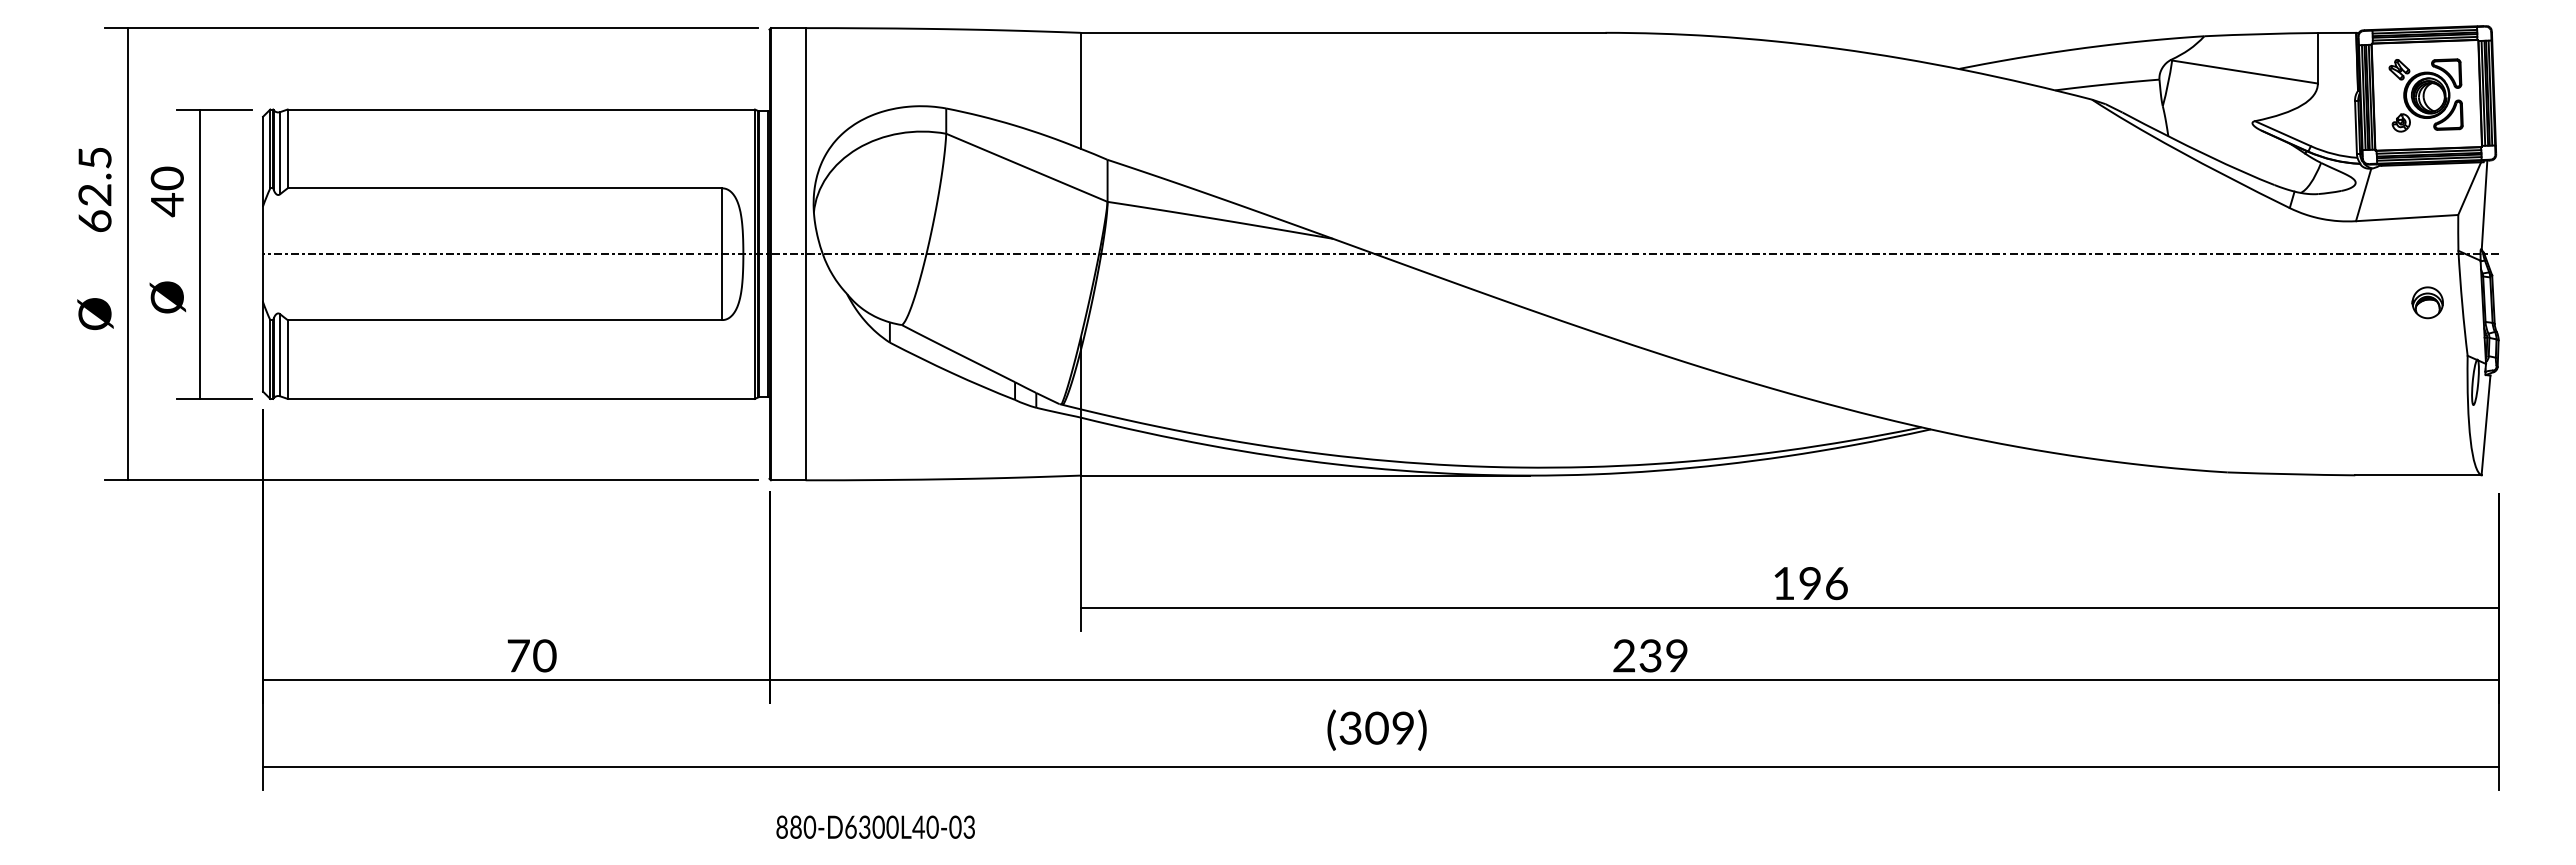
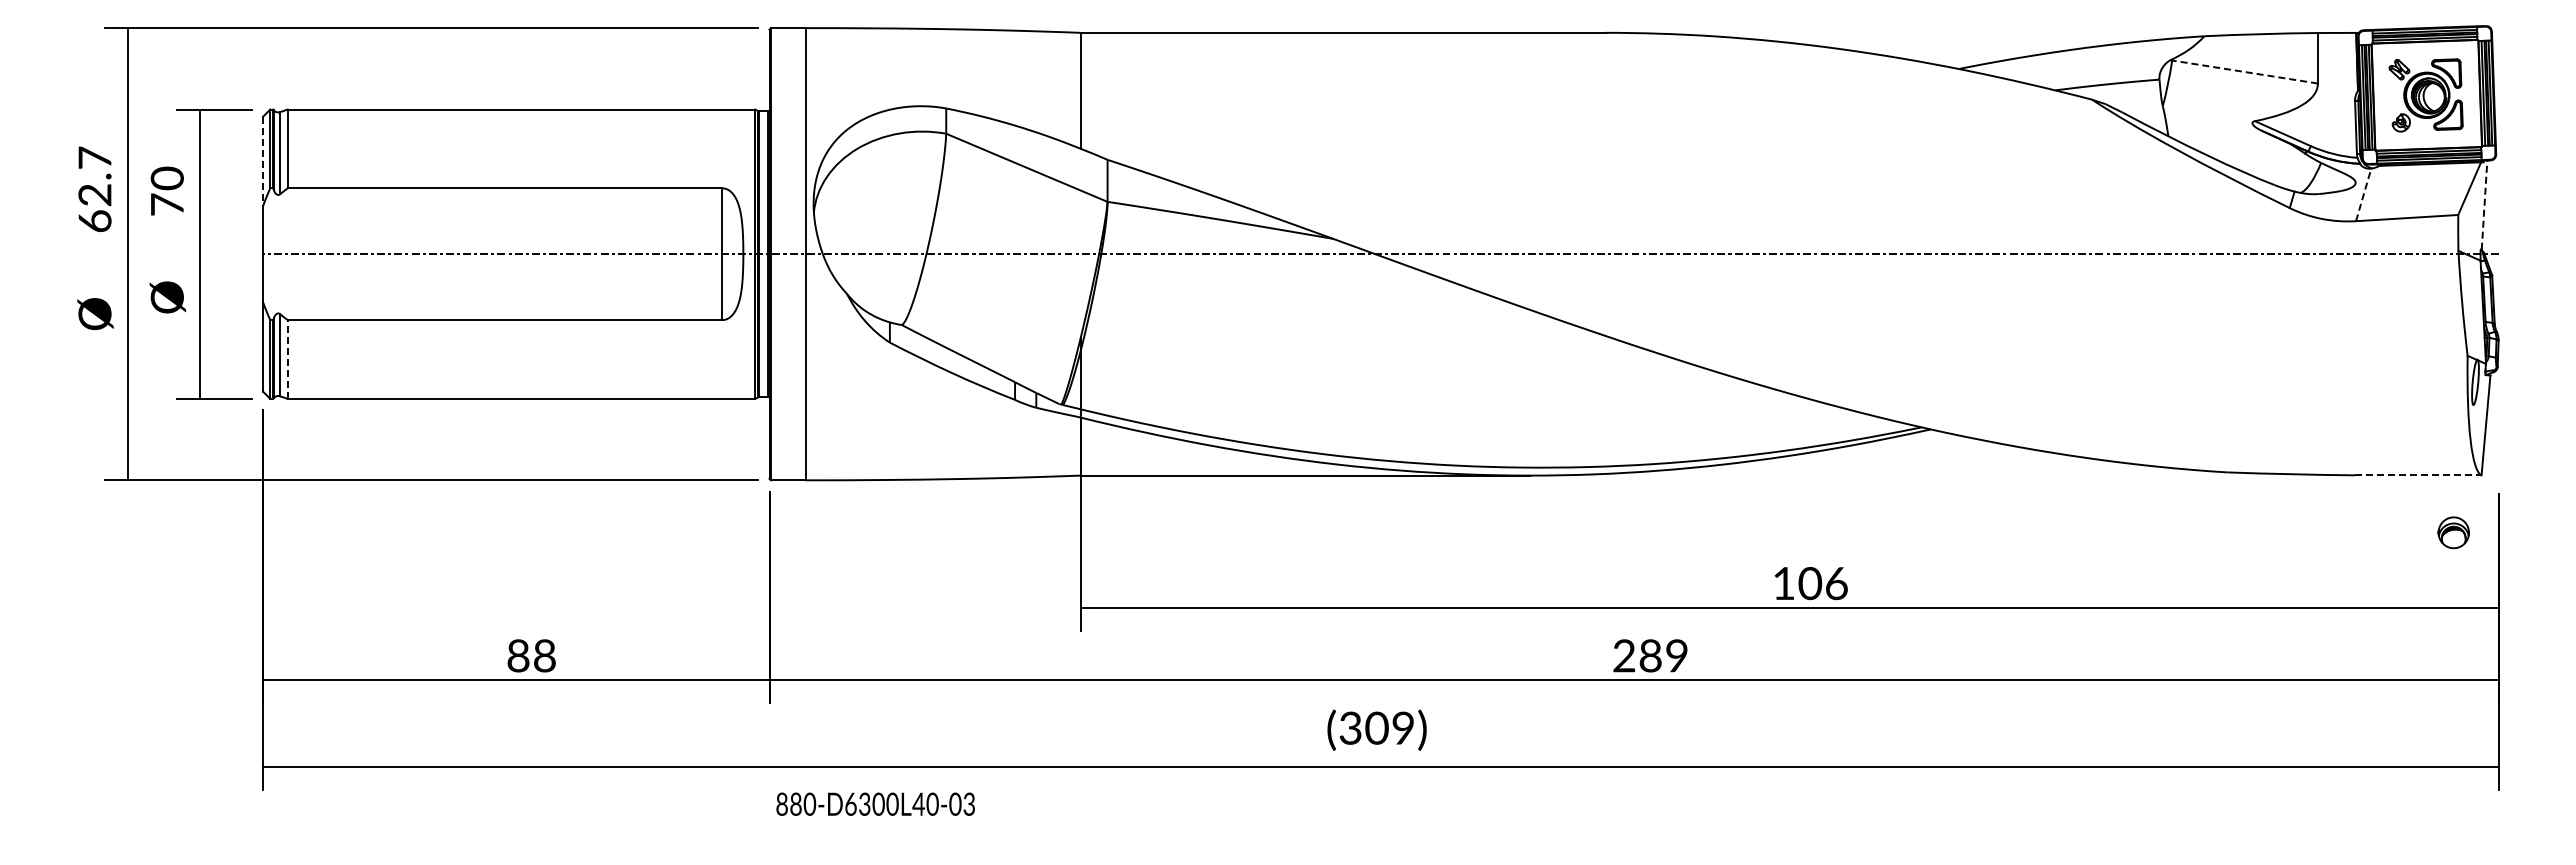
line: solid -> dashed (2245, 72)
text: 62.5 -> 62.7 (94, 157)
line: solid -> dashed (263, 161)
line: solid -> dashed (2363, 194)
text: 40 -> 70 (167, 205)
line: solid -> dashed (2484, 205)
part position: (2427, 302) -> (2453, 532) (2453, 532)
line: solid -> dashed (287, 358)
line: solid -> dashed (2418, 475)
text: 196 -> 106 (1810, 584)
text: 70 -> 88 (531, 655)
text: 239 -> 289 (1650, 655)
text position: (875, 826) -> (875, 803) (875, 803)
